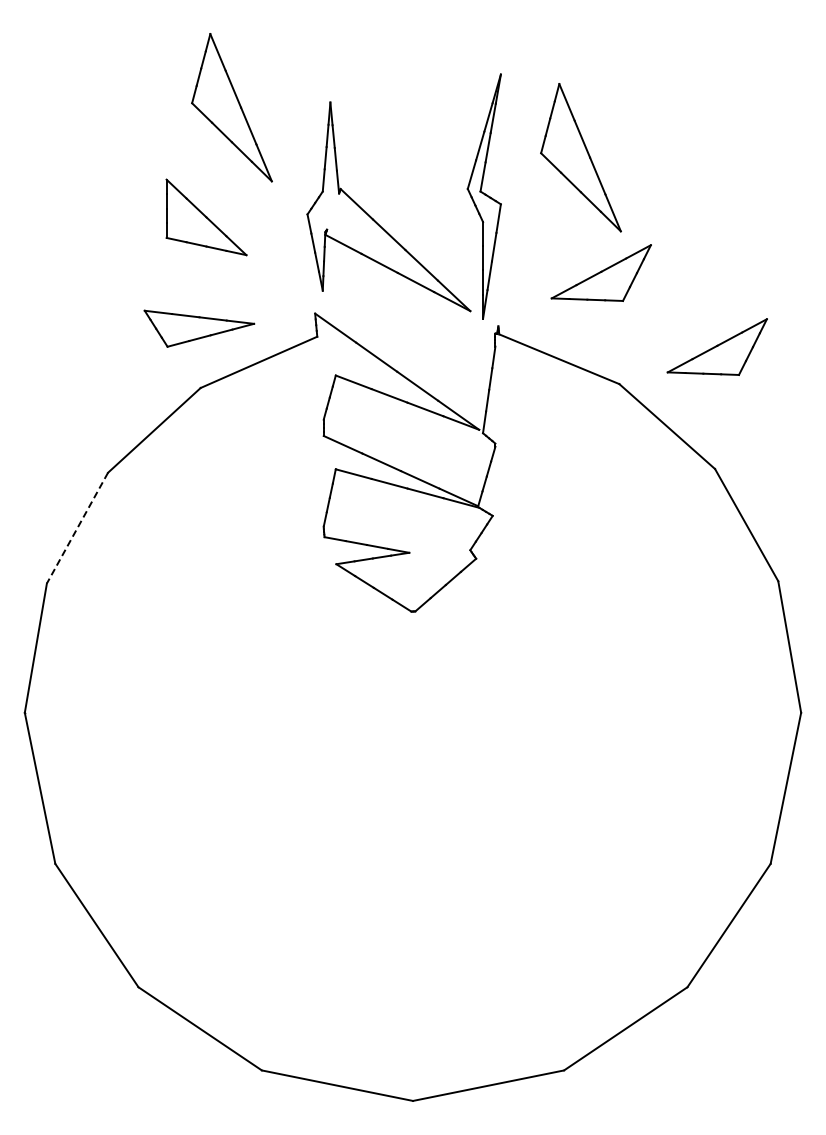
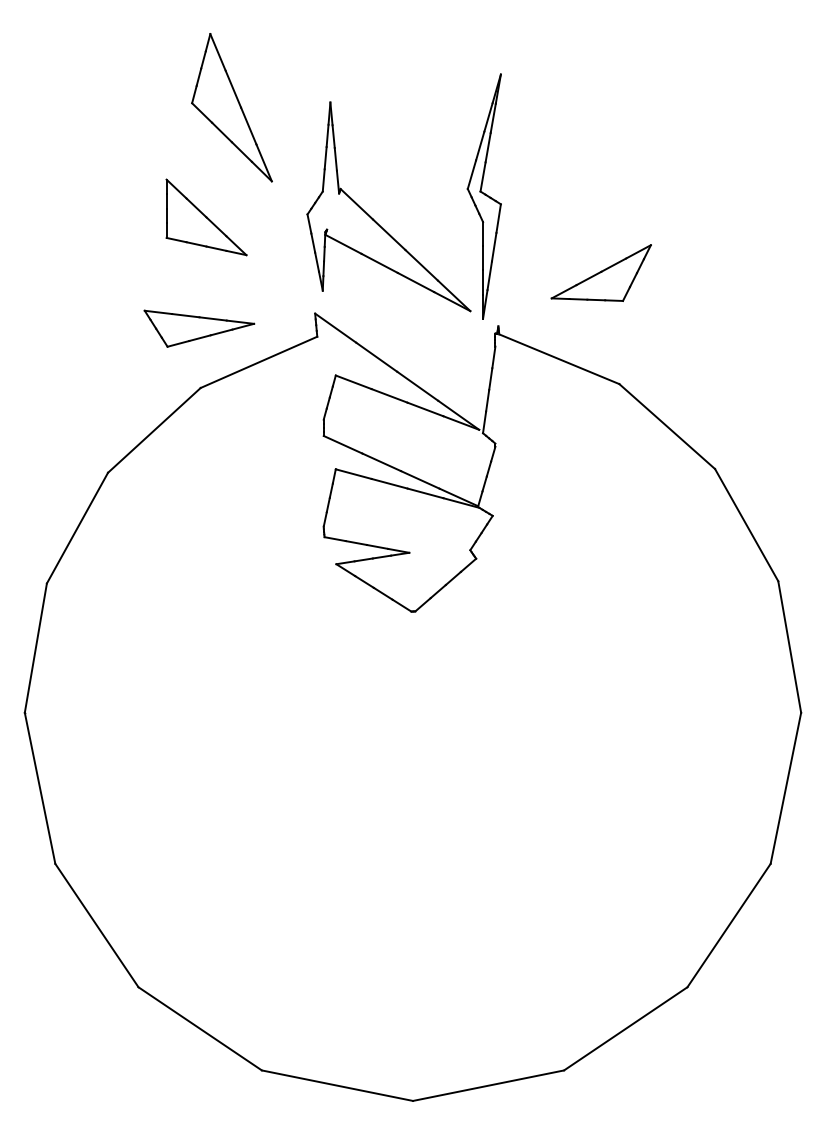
part: present -> none (580, 157)
part: present -> none (716, 346)
line: dashed -> solid (77, 528)
